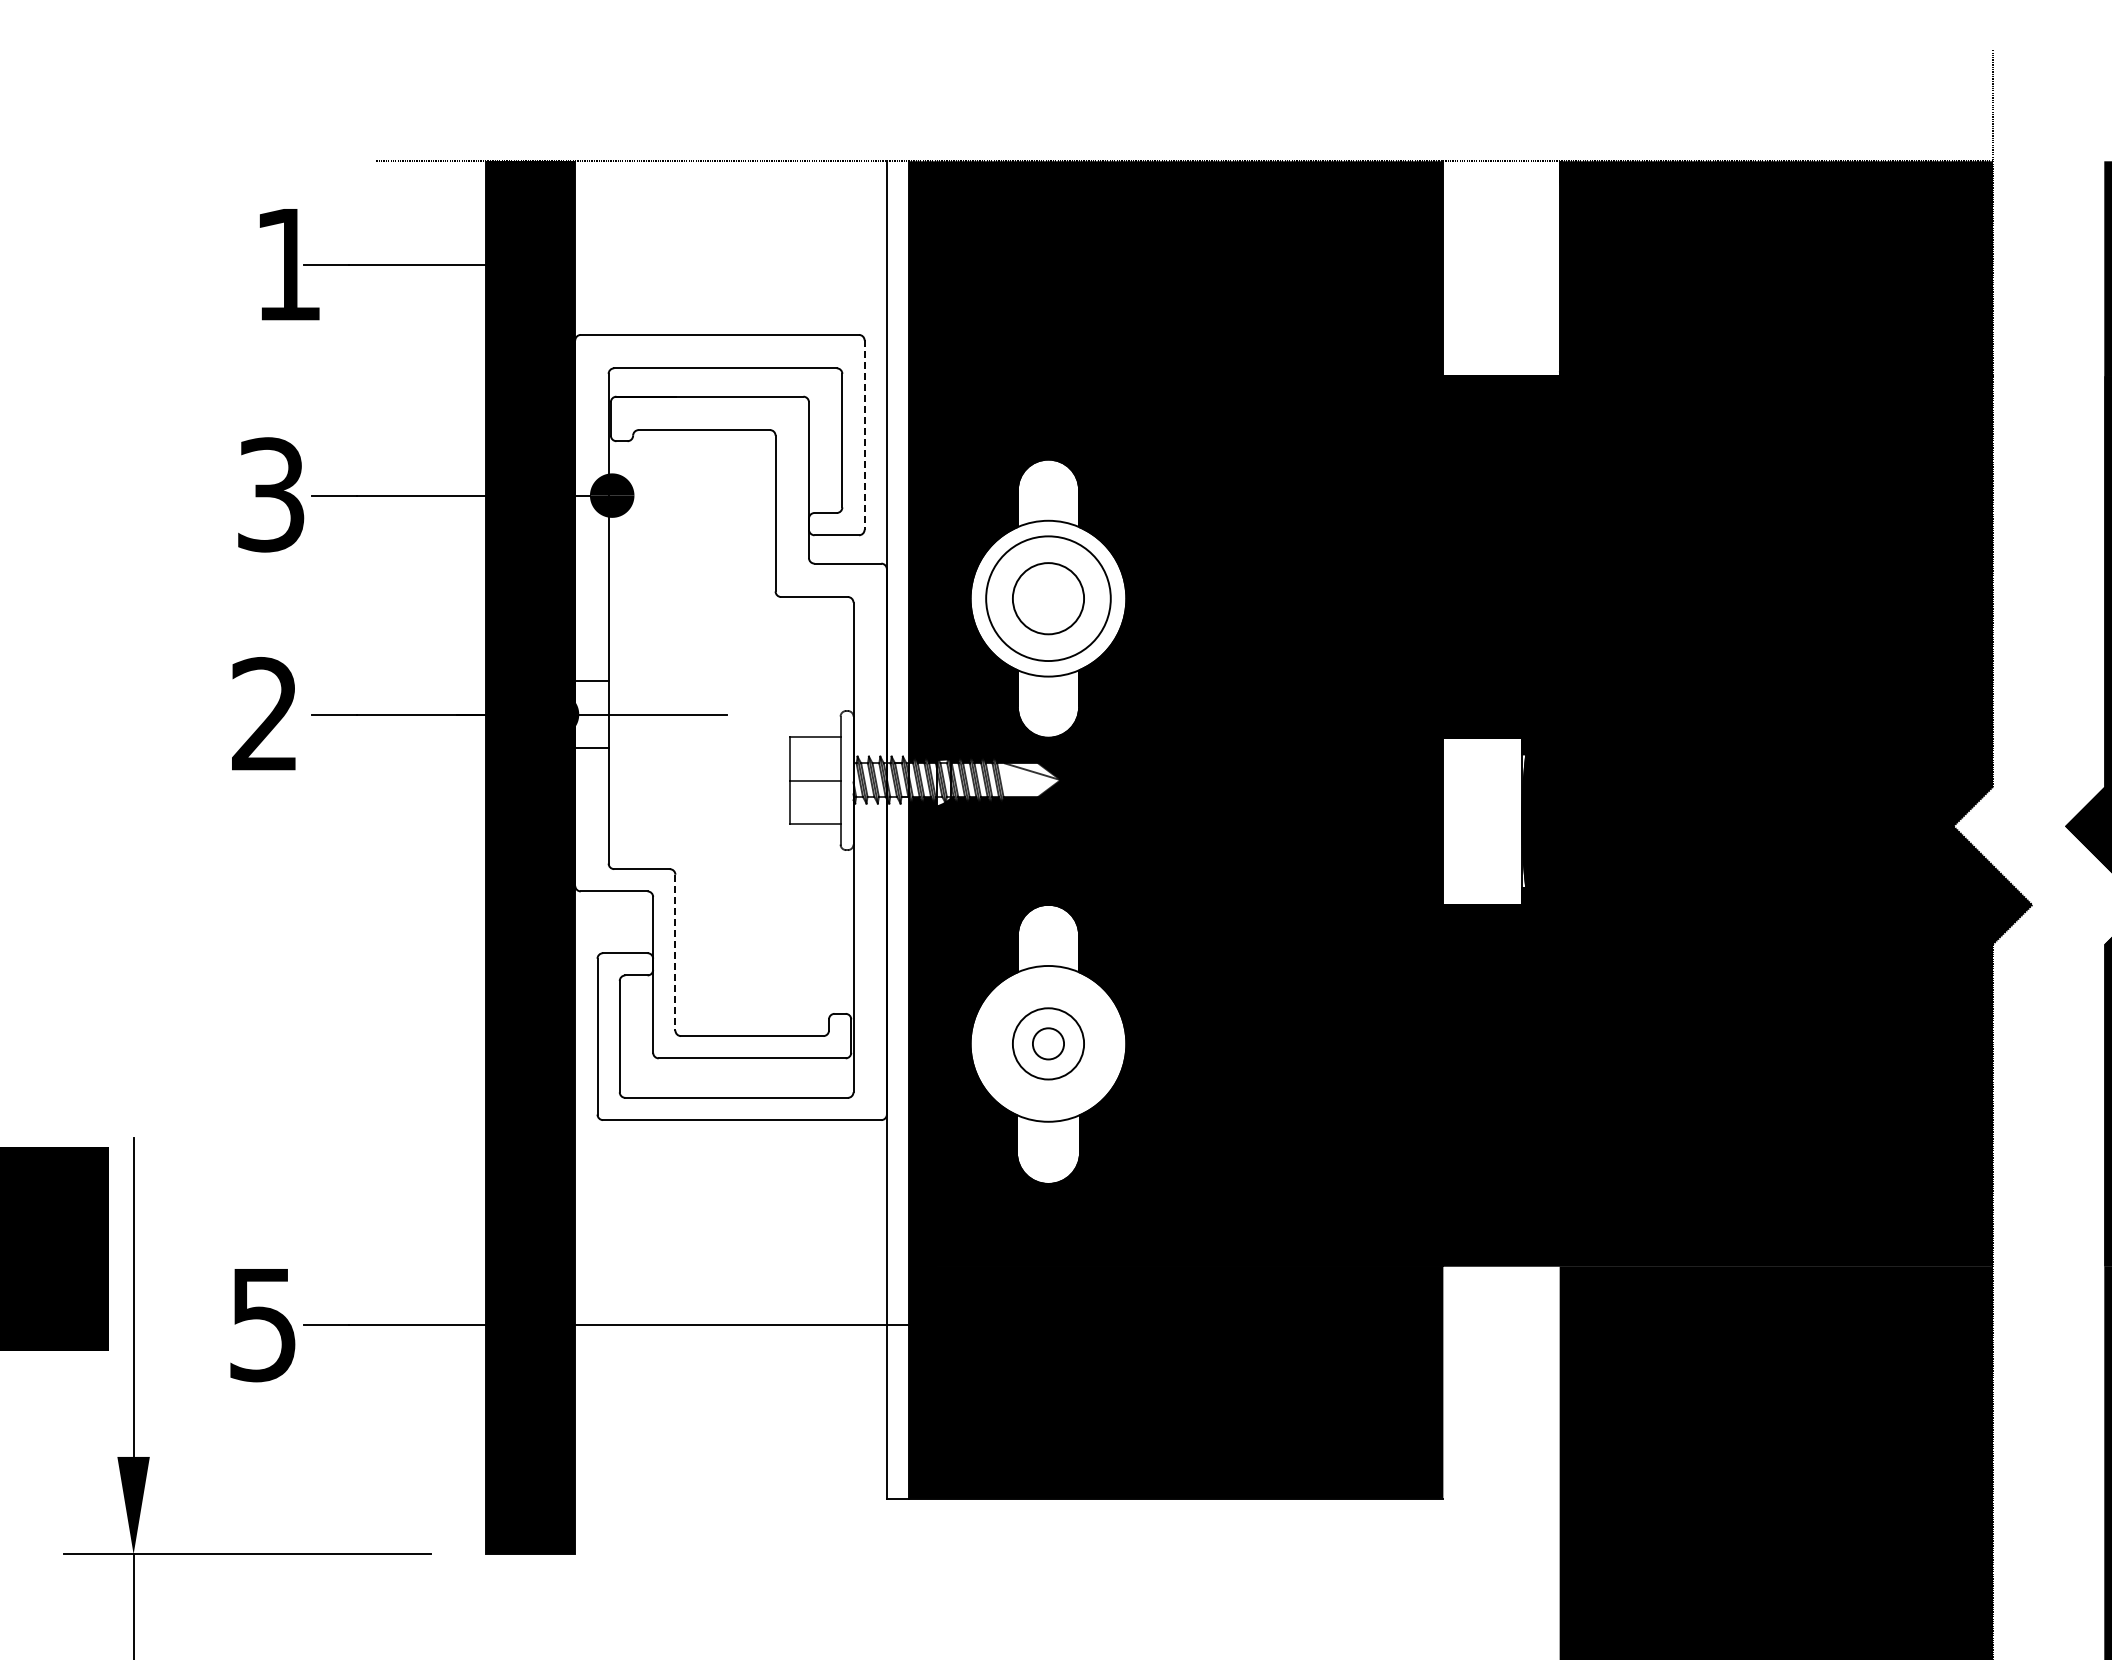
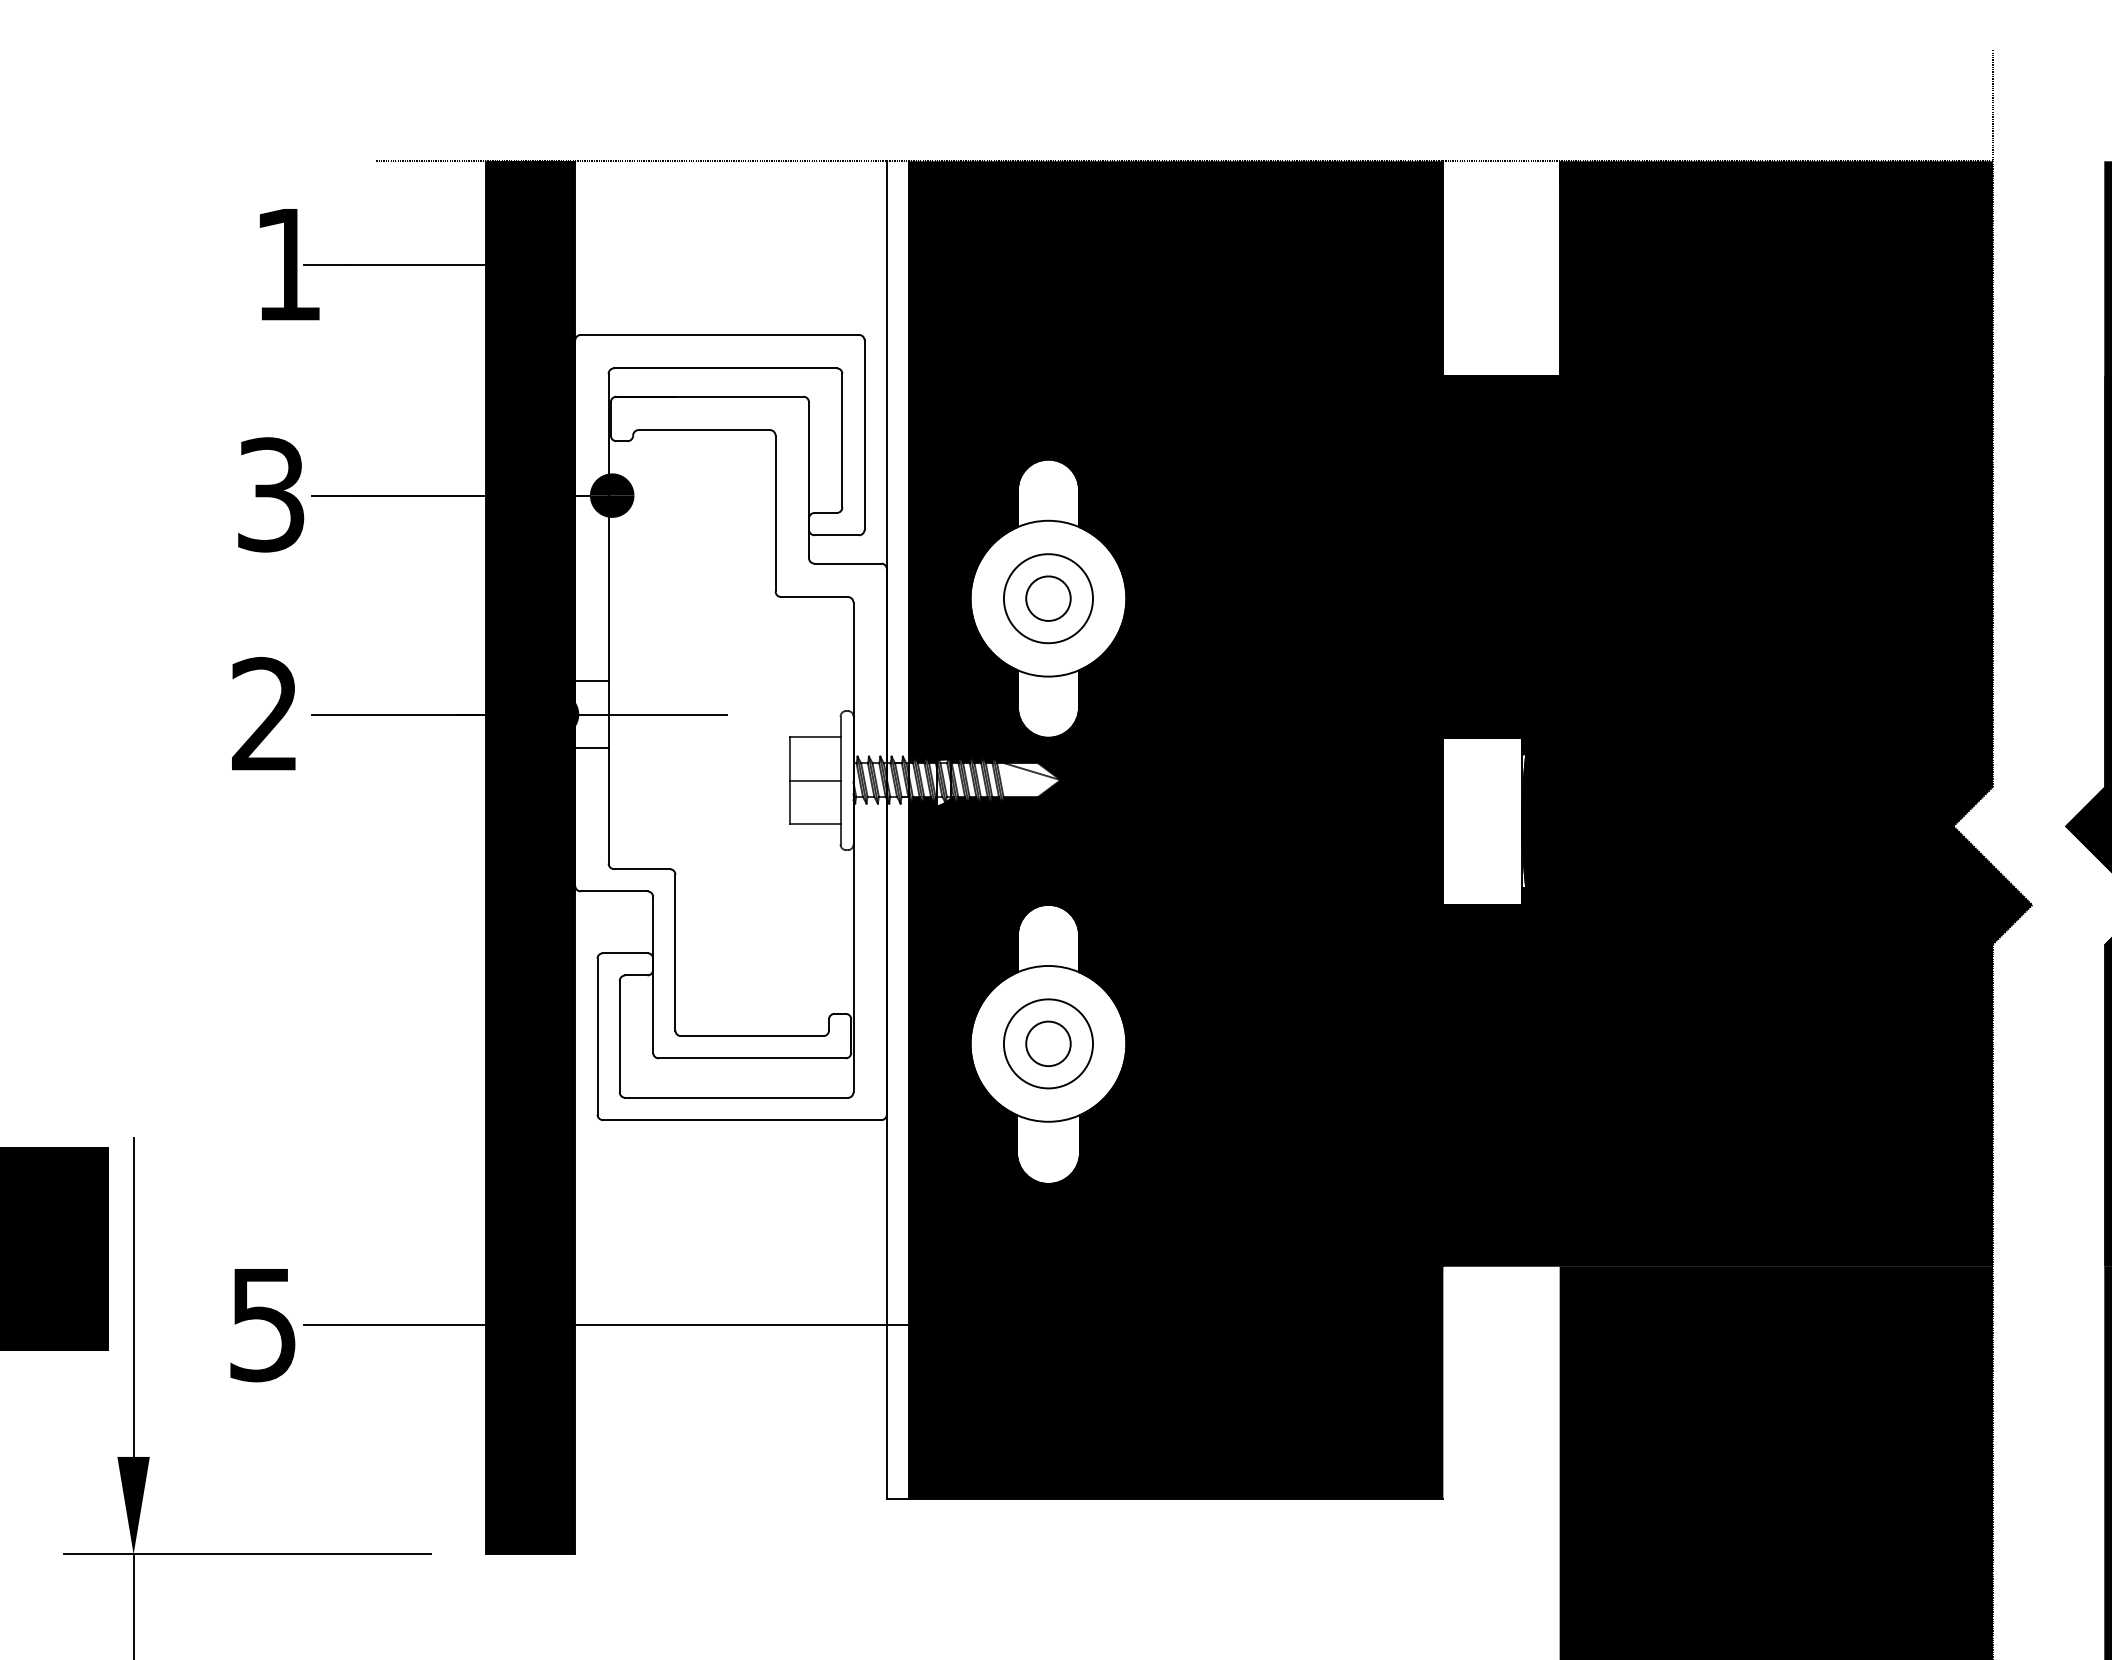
line: dashed -> solid (864, 435)
circle diameter: 125 px -> 89 px (1048, 598)
circle diameter: 71 px -> 45 px (1048, 598)
line: dashed -> solid (675, 952)
circle diameter: 31 px -> 45 px (1048, 1043)
circle diameter: 71 px -> 89 px (1048, 1043)
